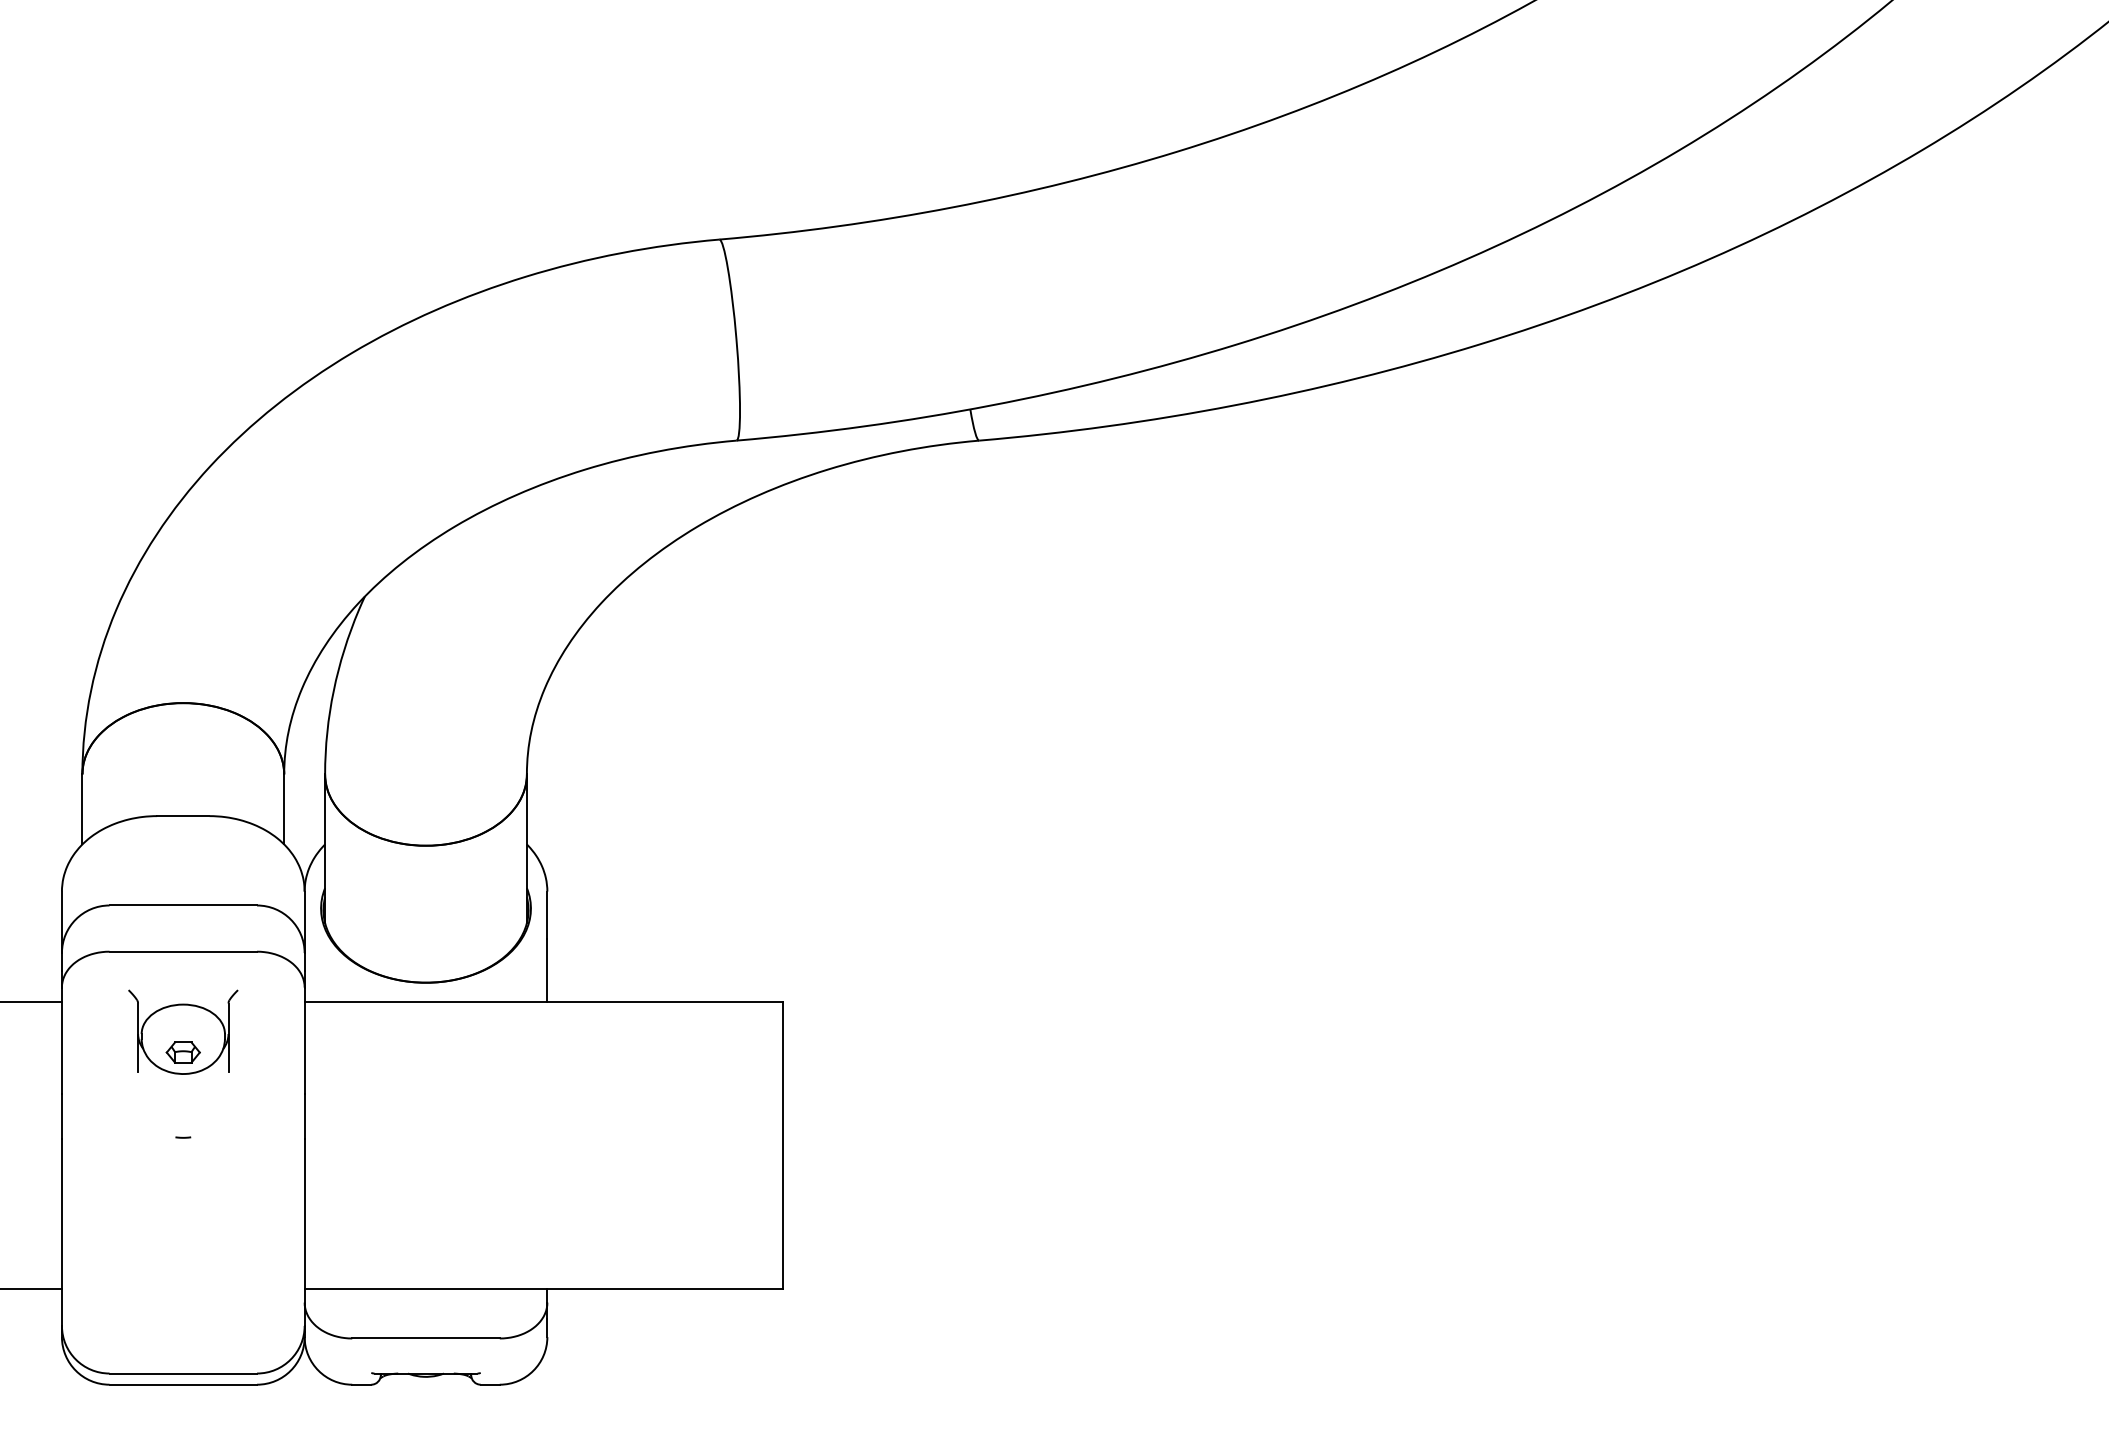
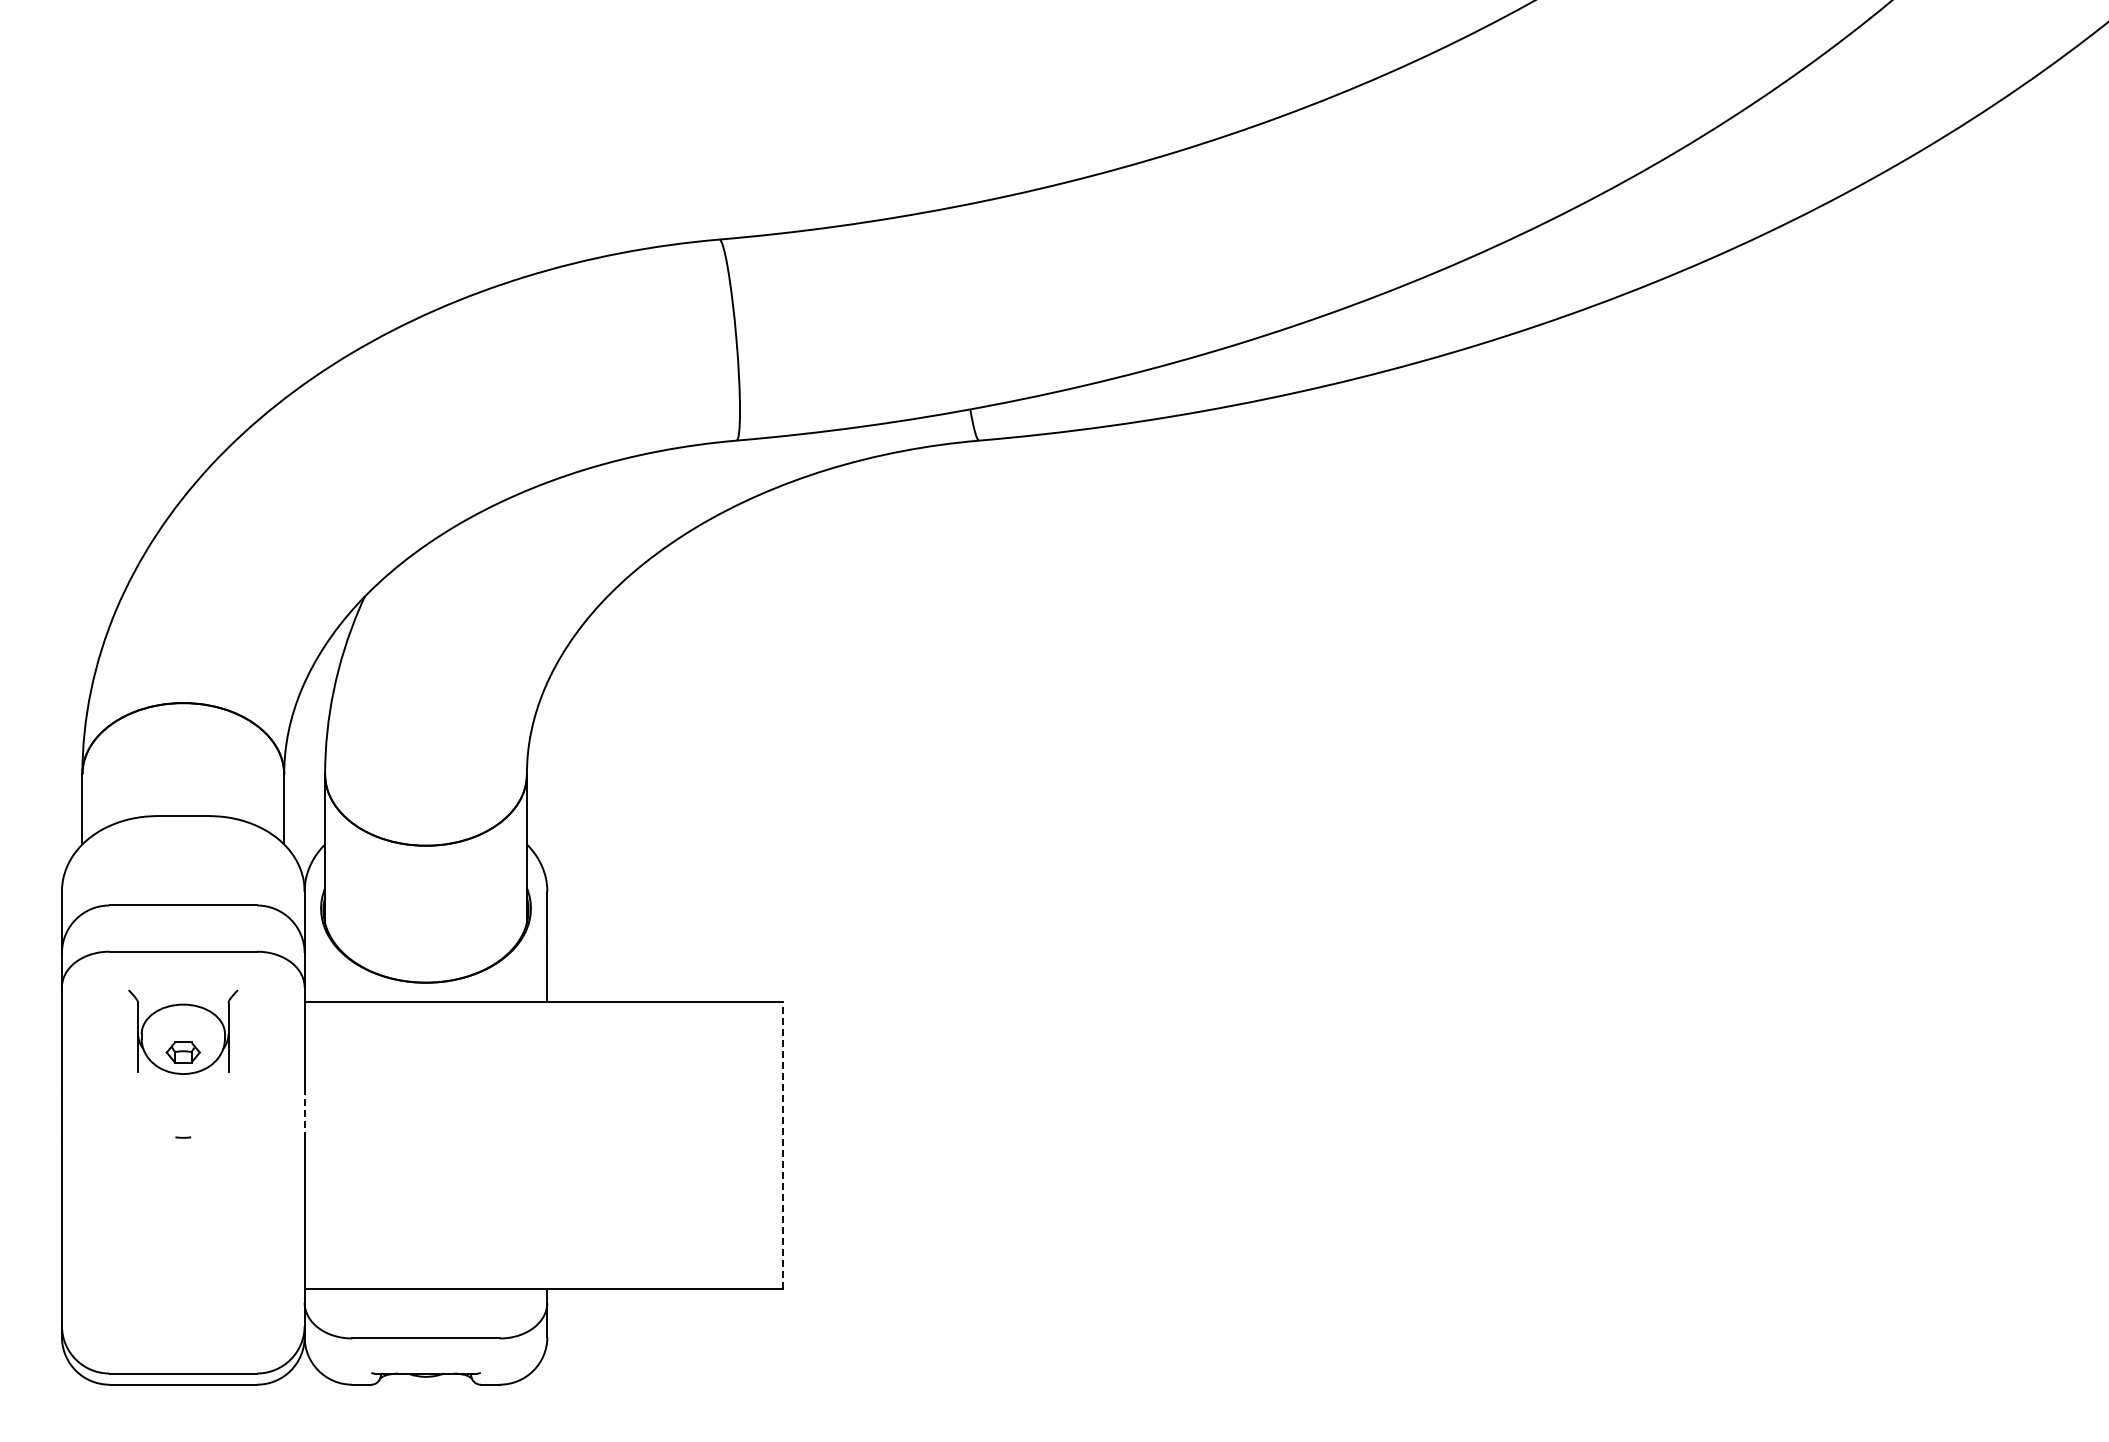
line: present -> none (31, 1001)
line: solid -> dashed (304, 1116)
line: solid -> dashed (782, 1144)
line: present -> none (31, 1288)
